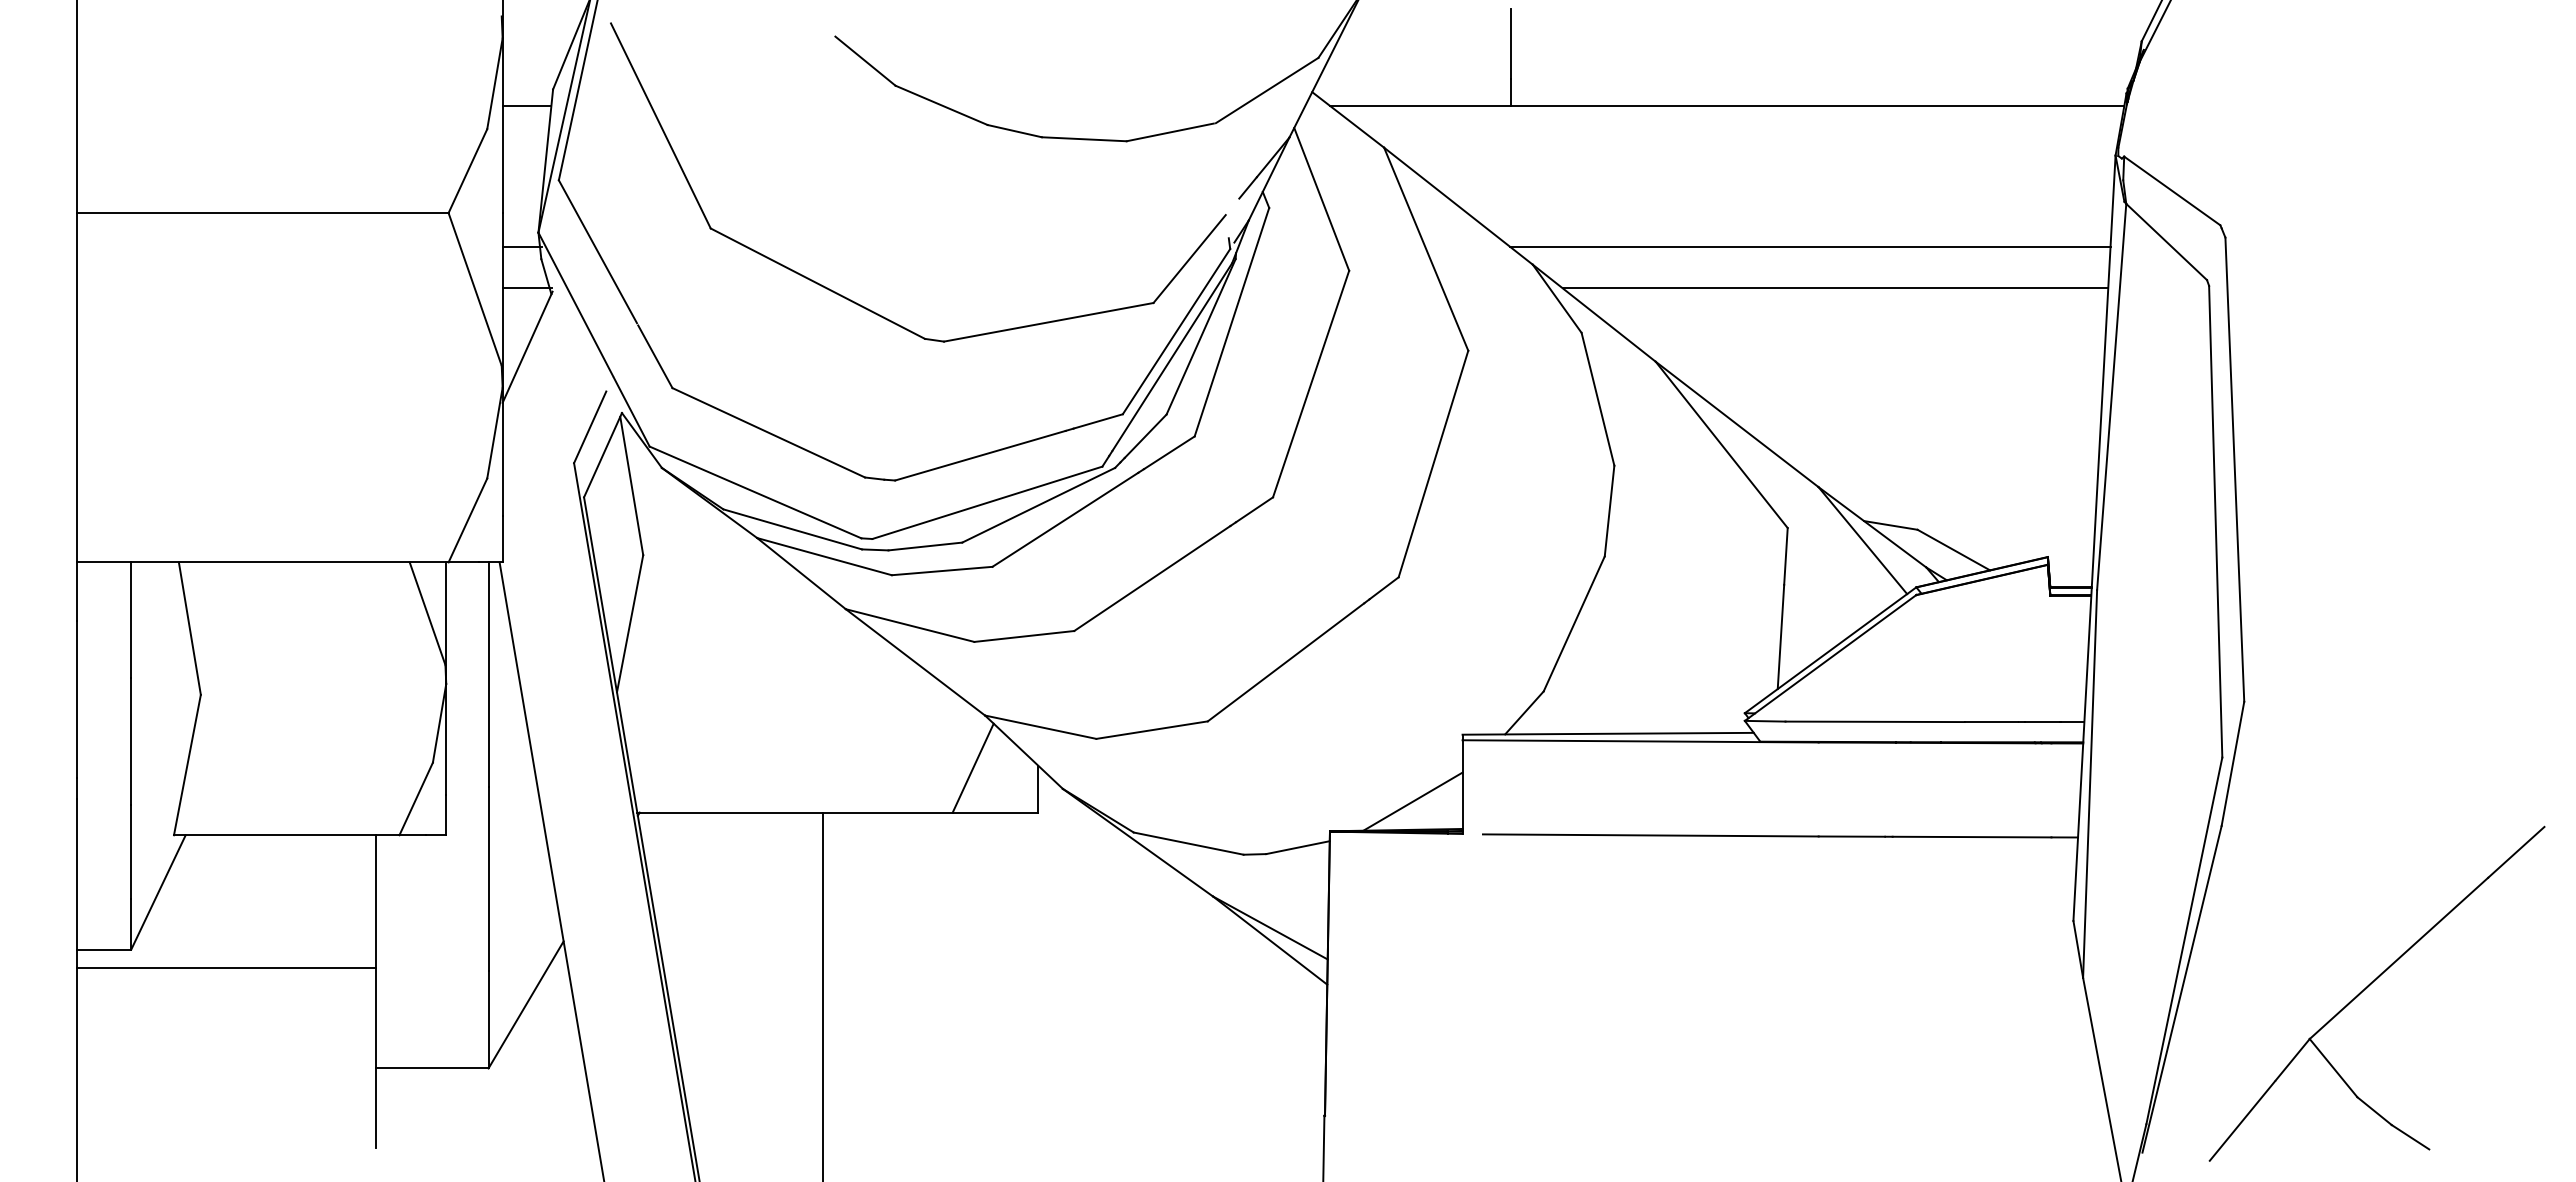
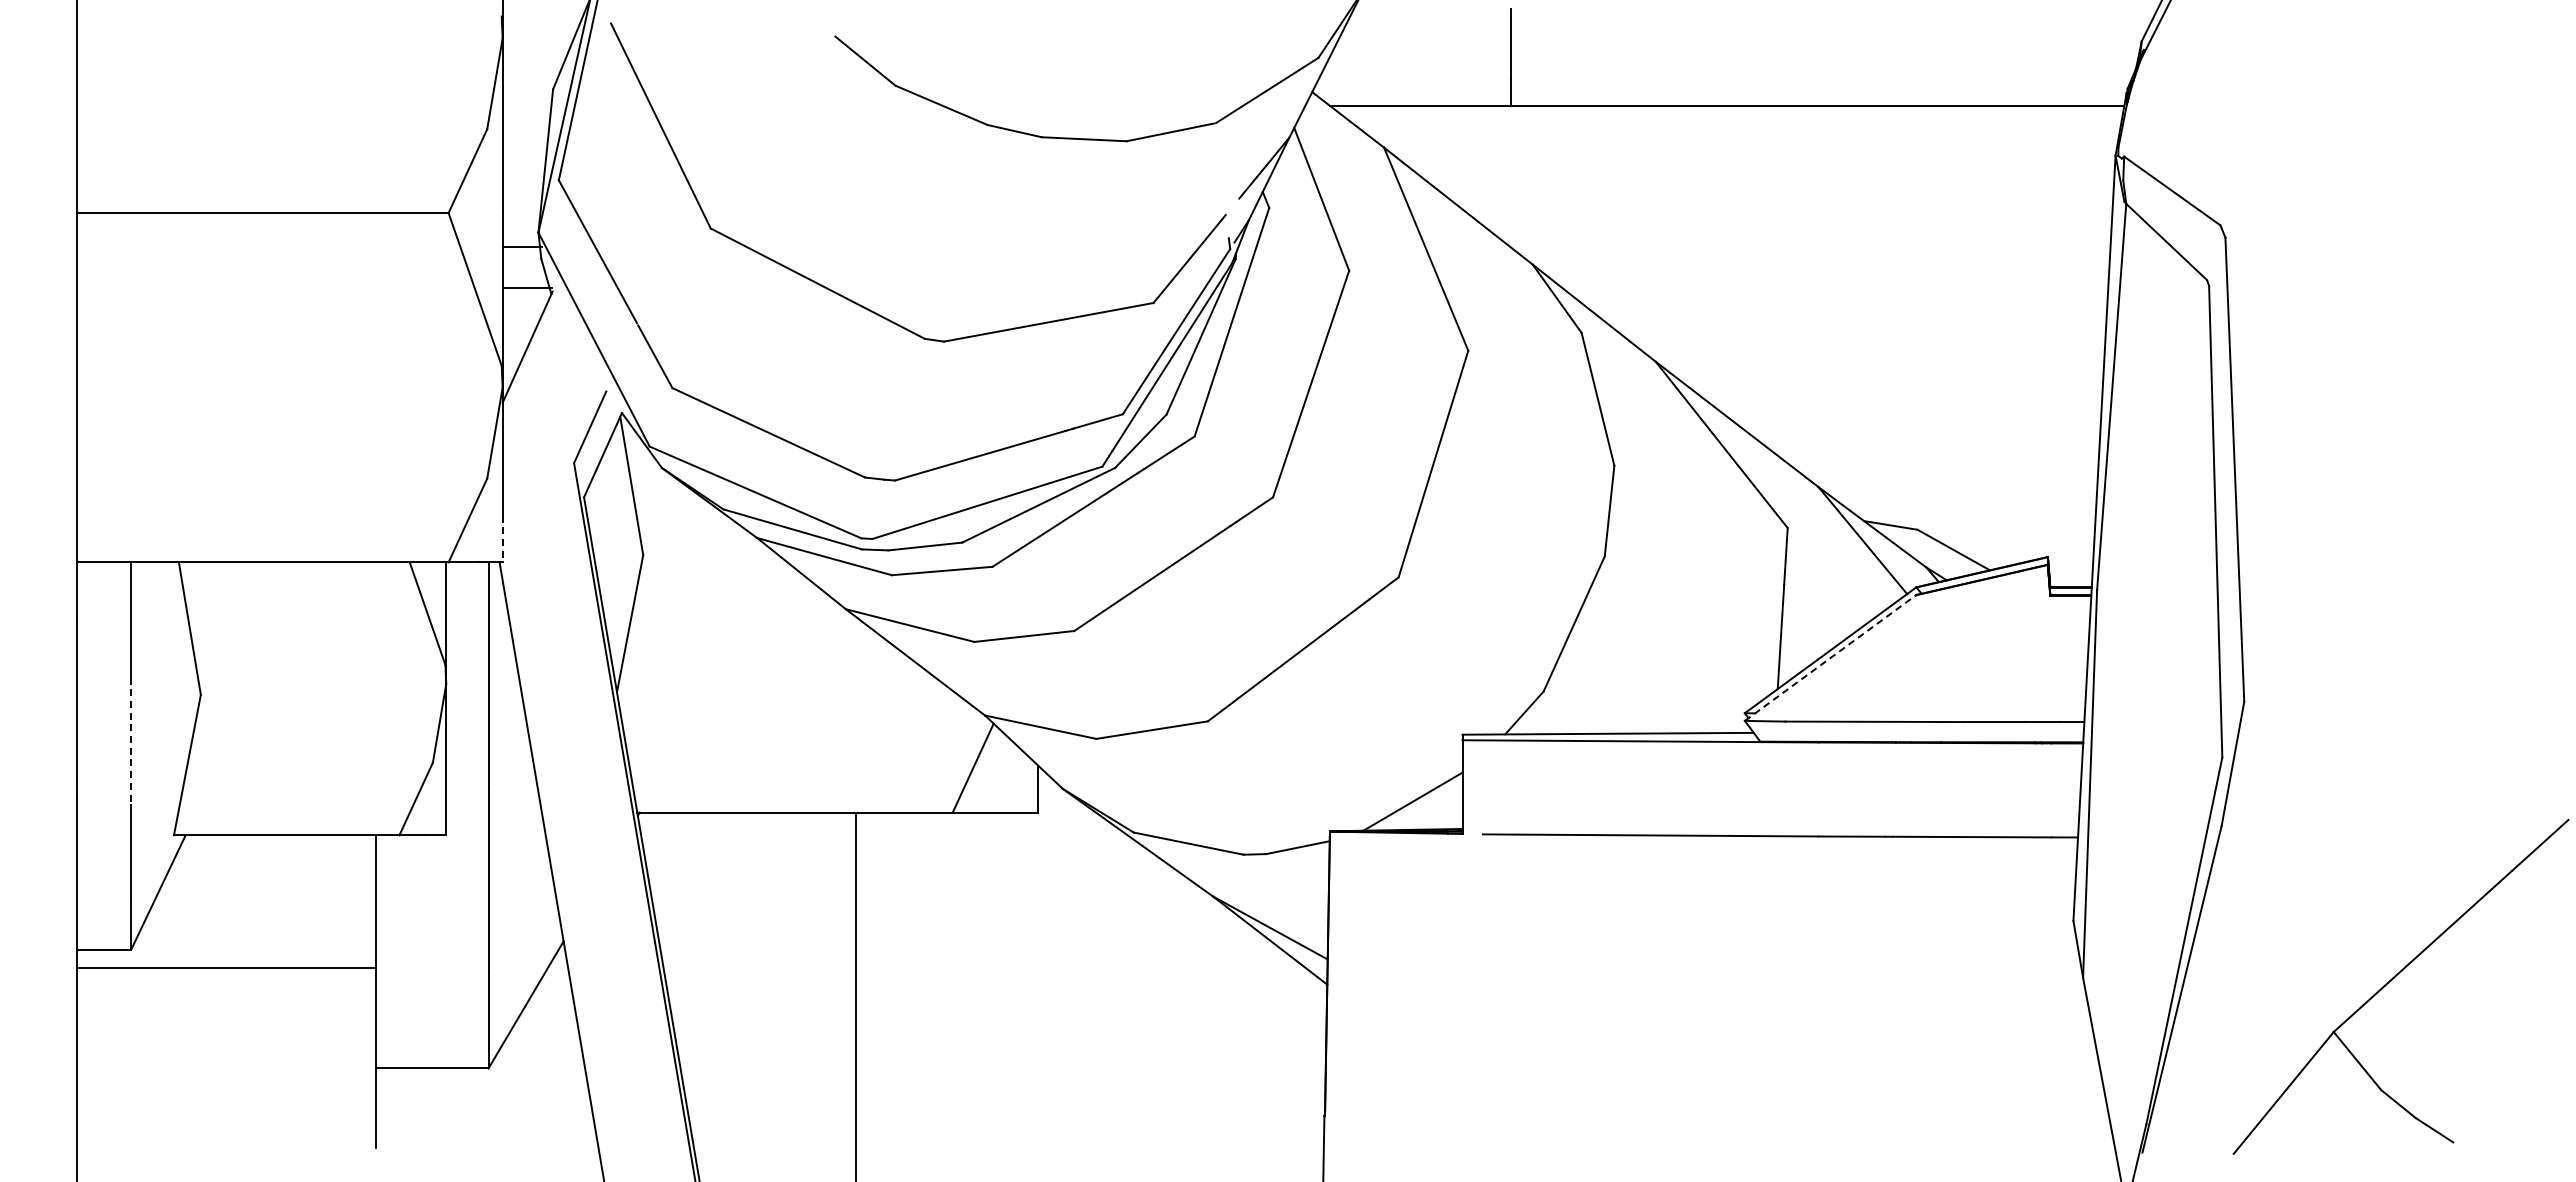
line: present -> none (526, 105)
line: present -> none (1809, 246)
line: present -> none (1835, 288)
line: solid -> dashed (502, 539)
line: solid -> dashed (1831, 657)
line: solid -> dashed (131, 741)
part position: (2369, 986) -> (2393, 979) (2393, 979)
line position: (823, 995) -> (856, 995) (856, 995)
